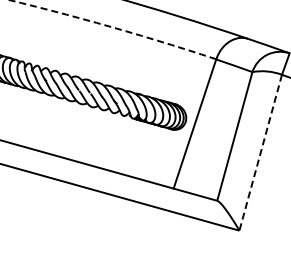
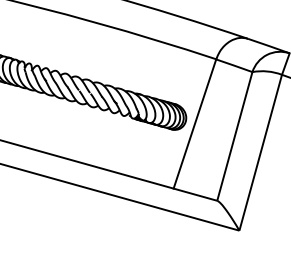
arc: dashed -> solid (113, 27)
line: dashed -> solid (260, 152)
